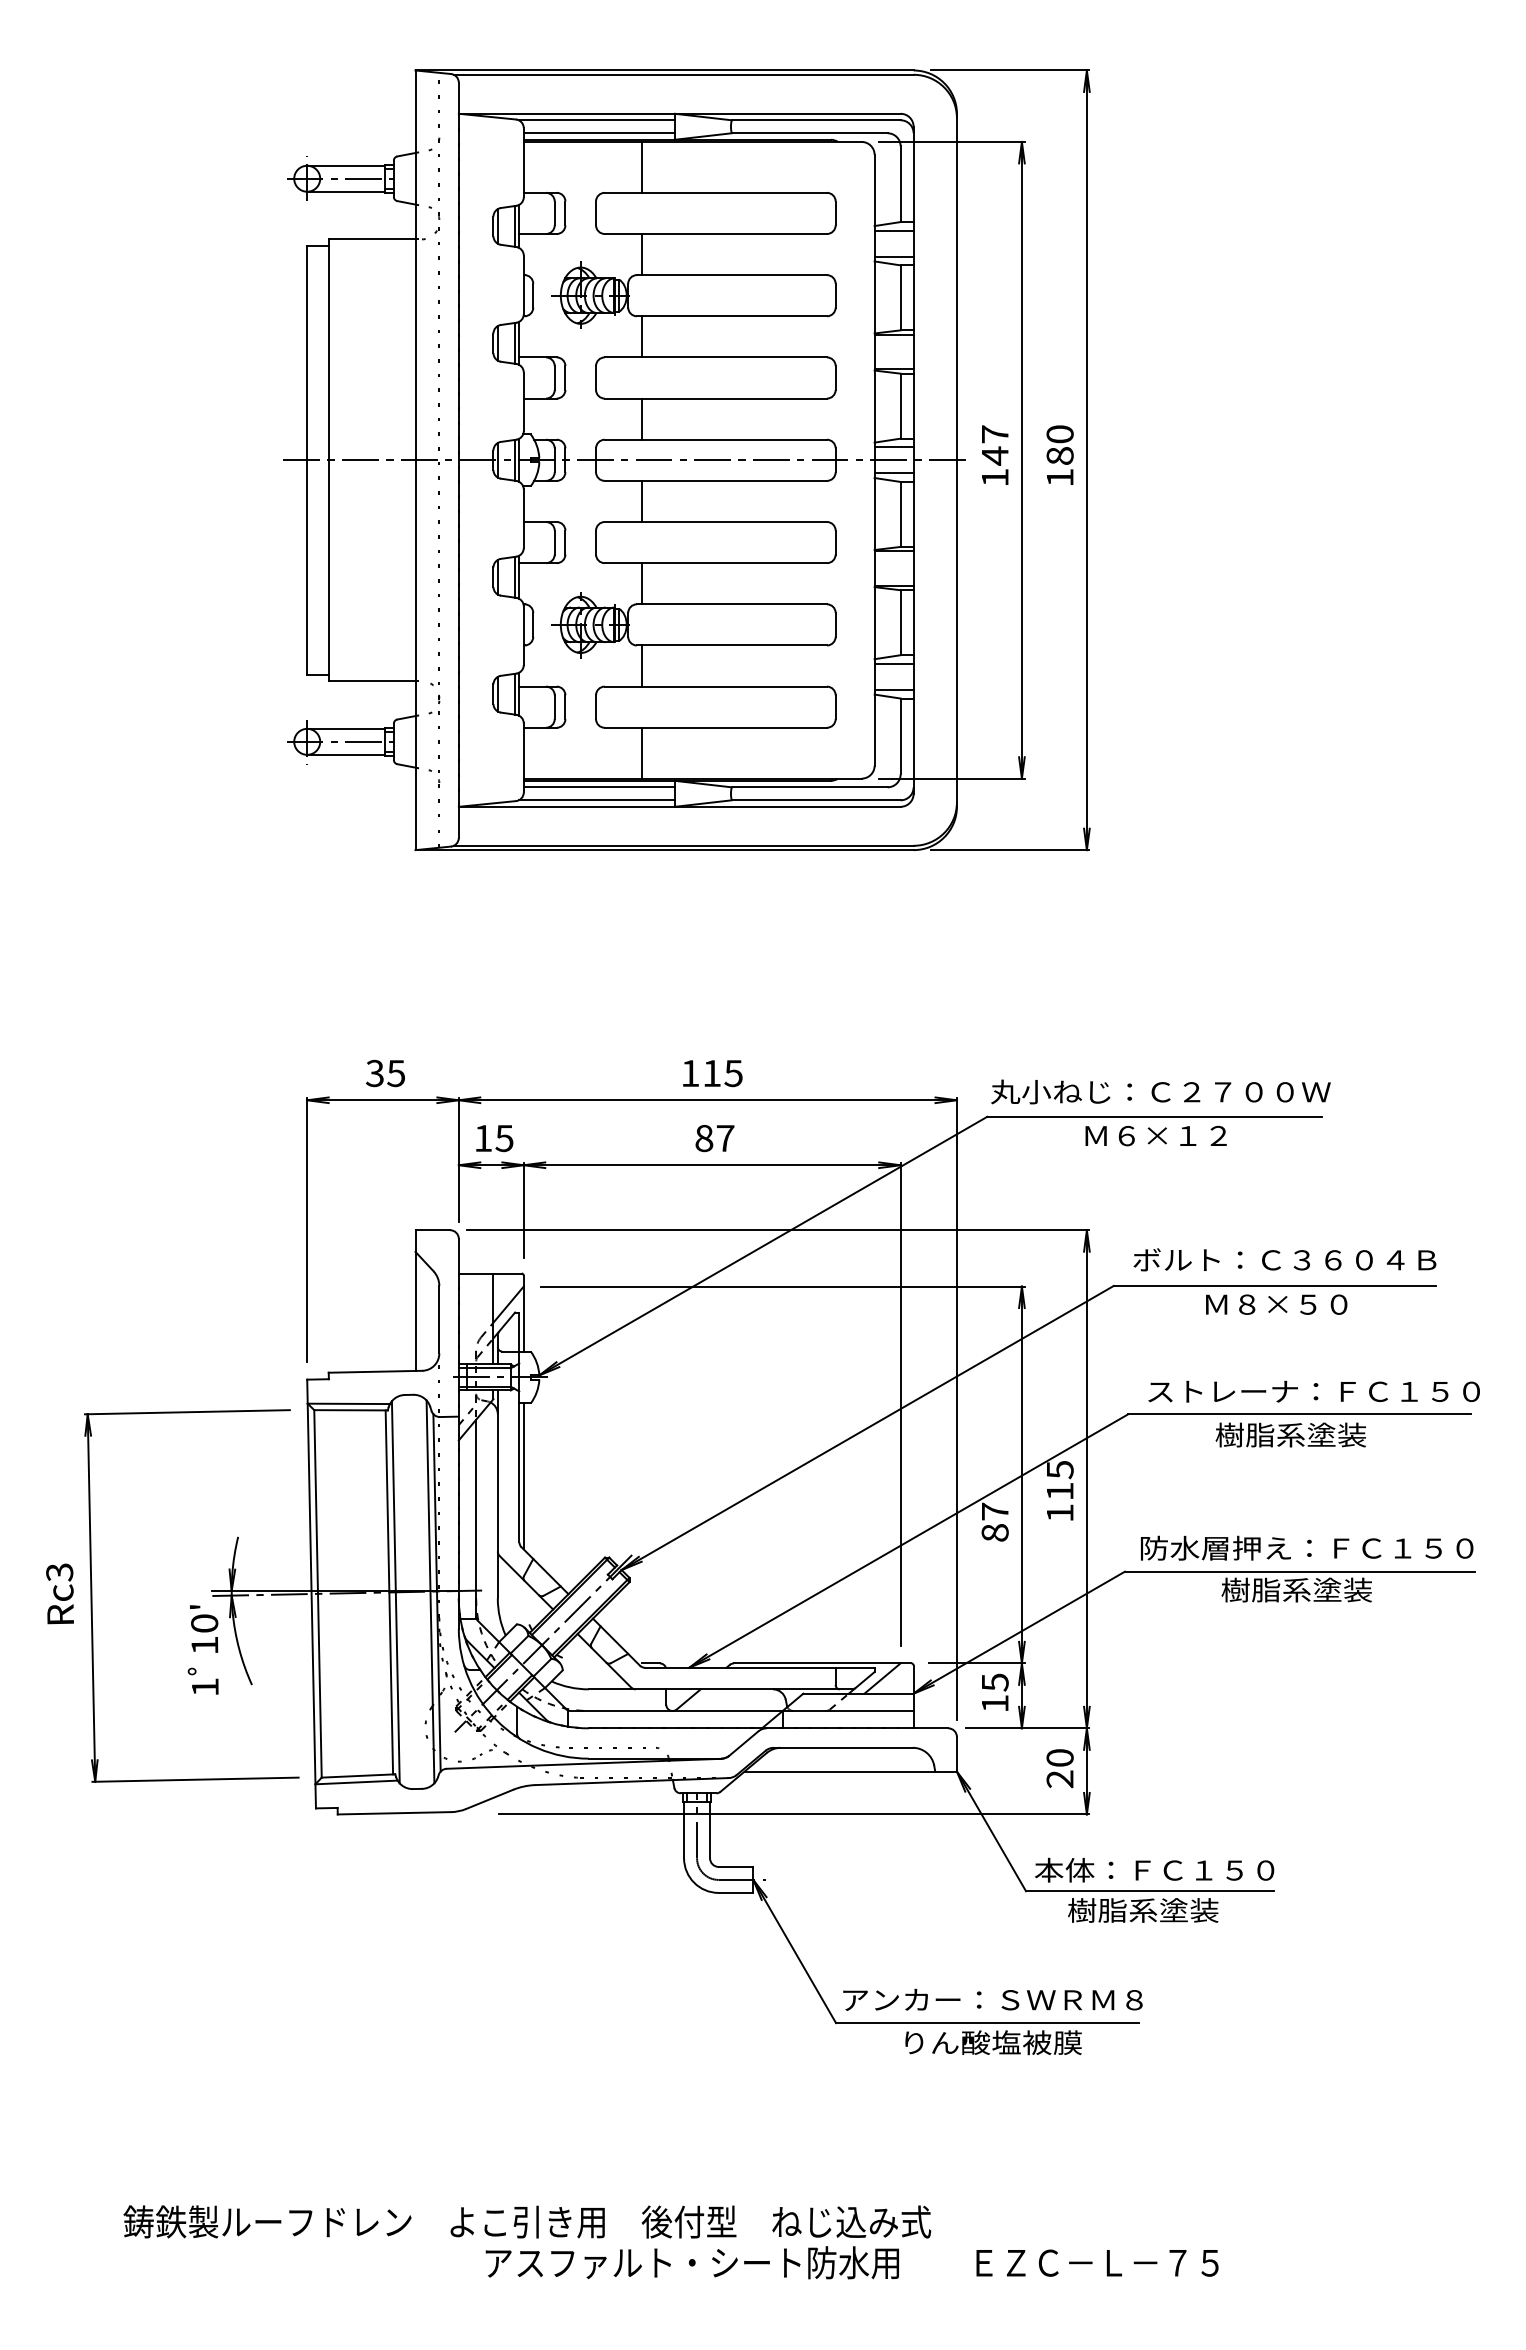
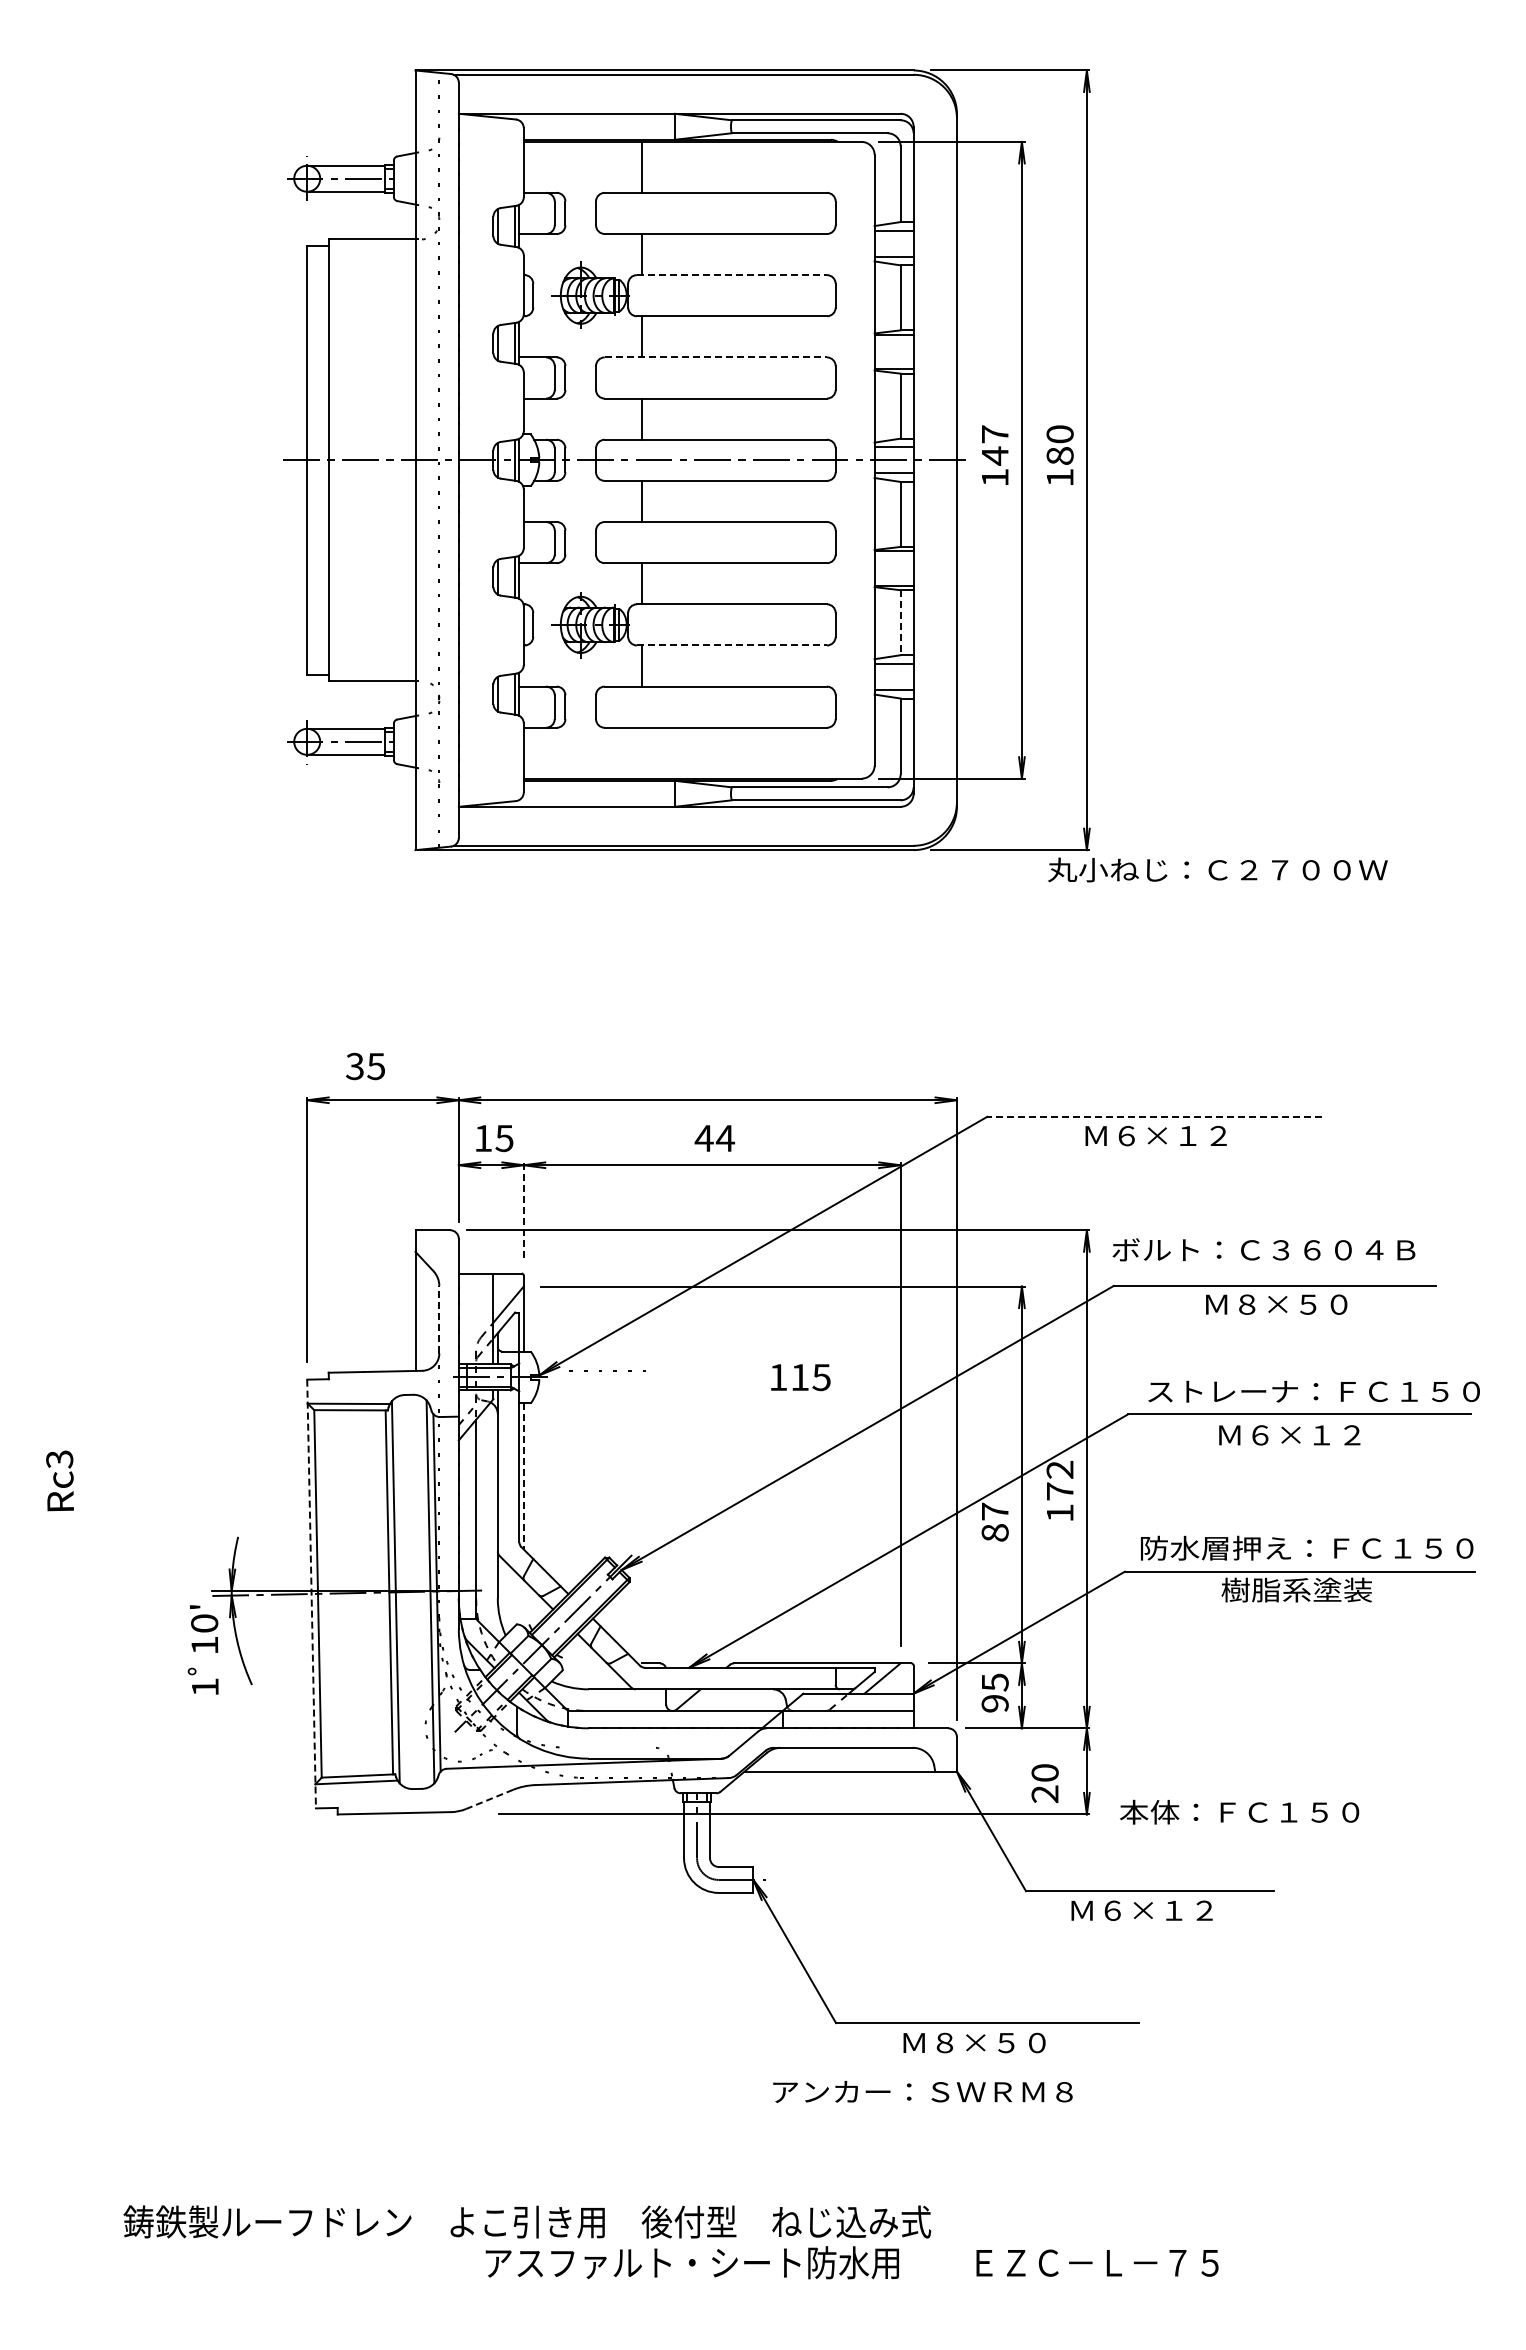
line: present -> none (596, 120)
line: present -> none (598, 133)
line: solid -> dashed (732, 275)
line: solid -> dashed (716, 357)
line: solid -> dashed (900, 623)
line: solid -> dashed (732, 645)
line: present -> none (642, 752)
line: present -> none (598, 787)
line: present -> none (596, 800)
text position: (385, 1073) -> (365, 1066) (365, 1066)
text position: (712, 1073) -> (800, 1377) (800, 1377)
text position: (1160, 1091) -> (1217, 869) (1217, 869)
line: solid -> dashed (1154, 1116)
text: 87 -> 44 (714, 1138)
line: solid -> dashed (523, 1210)
text position: (1284, 1259) -> (1263, 1249) (1263, 1249)
line: solid -> dashed (439, 1319)
text: 樹脂系塗装 -> Ｍ６×１２ (1290, 1434)
line: solid -> dashed (523, 1476)
text: 115 -> 172 (1059, 1480)
text position: (59, 1593) -> (59, 1480) (59, 1480)
line: solid -> dashed (311, 1594)
part: present -> none (92, 1595)
text: 15 -> 95 (994, 1703)
line position: (601, 1747) -> (601, 1370) (601, 1370)
text position: (1059, 1768) -> (1044, 1783) (1044, 1783)
line: solid -> dashed (489, 1799)
text position: (1154, 1869) -> (1239, 1811) (1239, 1811)
text: 樹脂系塗装 -> Ｍ６×１２ (1143, 1910)
text position: (992, 1999) -> (922, 2091) (922, 2091)
text: りん酸塩被膜 -> Ｍ８×５０ (992, 2042)
